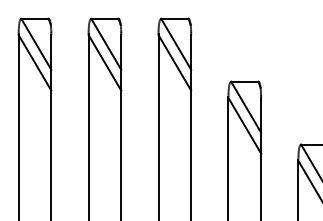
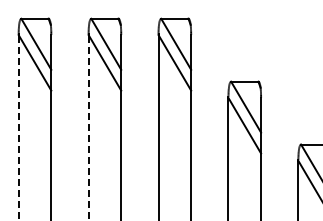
line: solid -> dashed (18, 127)
line: solid -> dashed (88, 127)
